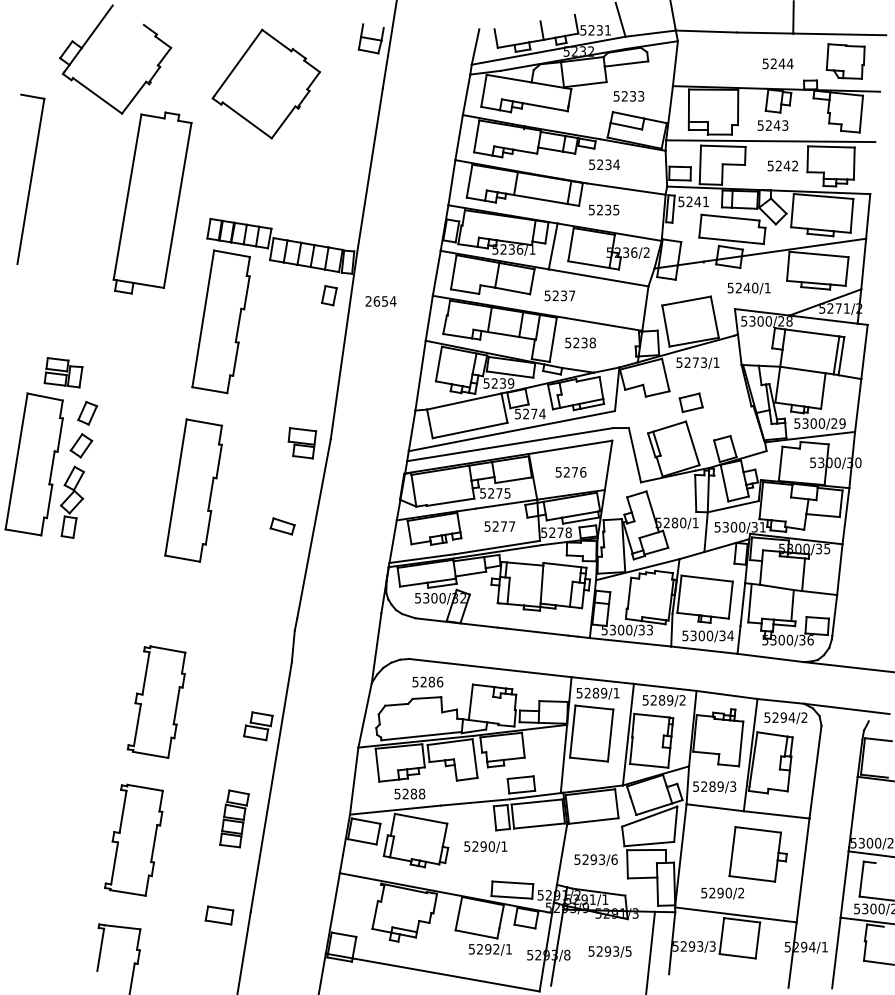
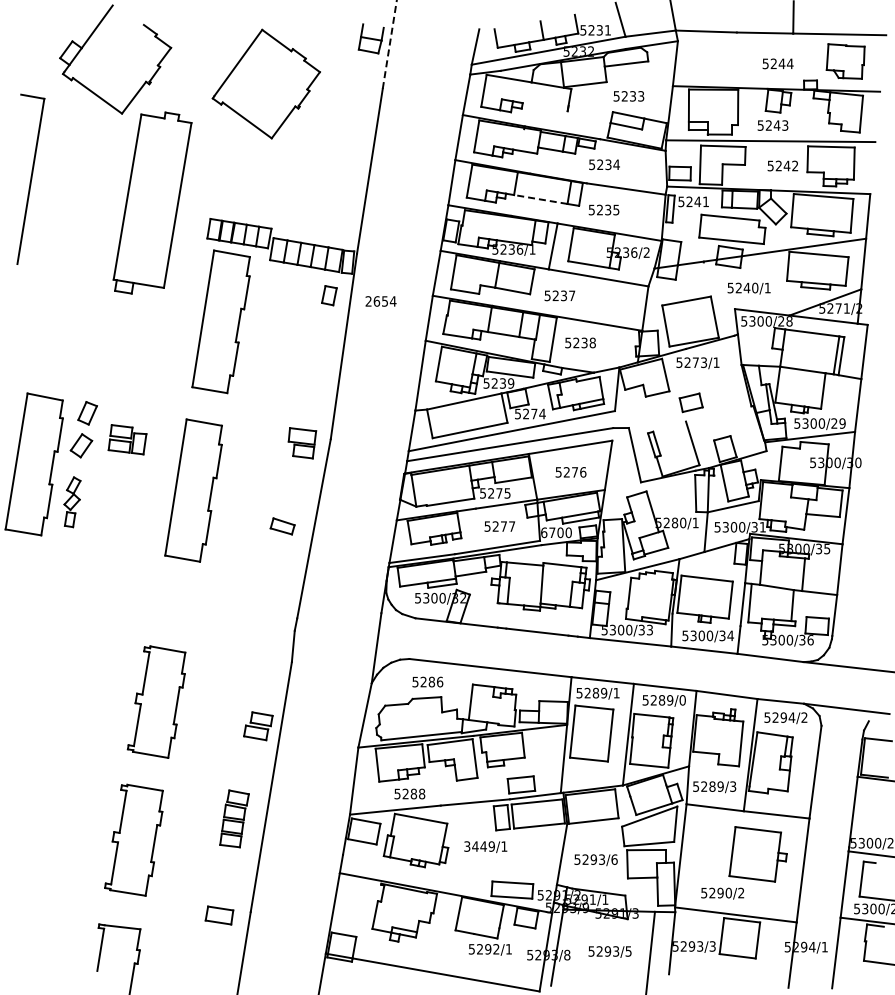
line: solid -> dashed (389, 44)
line: present -> none (544, 107)
line: solid -> dashed (540, 199)
part position: (63, 372) -> (127, 439) (127, 439)
line: present -> none (669, 426)
part size: 25x74 px -> 19x53 px (72, 502)
text: 5278 -> 6700 (556, 532)
text: 5289/2 -> 5289/0 (682, 700)
text: 5290/1 -> 3449/1 (479, 846)
